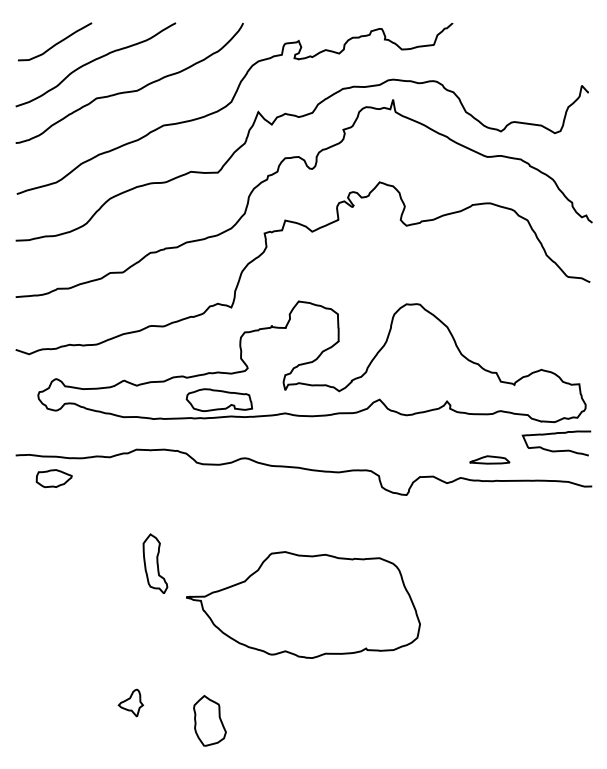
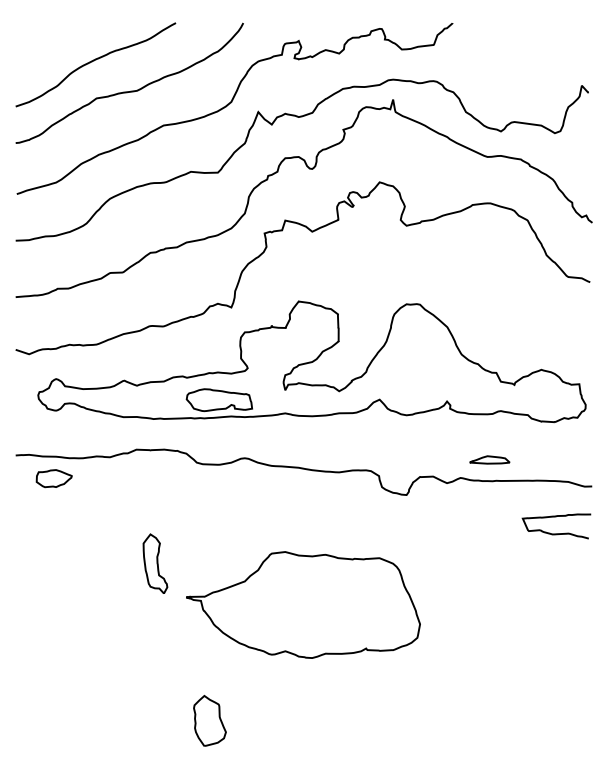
curve: present -> none (55, 43)
curve position: (556, 450) -> (556, 533) (556, 533)
part: present -> none (130, 702)
